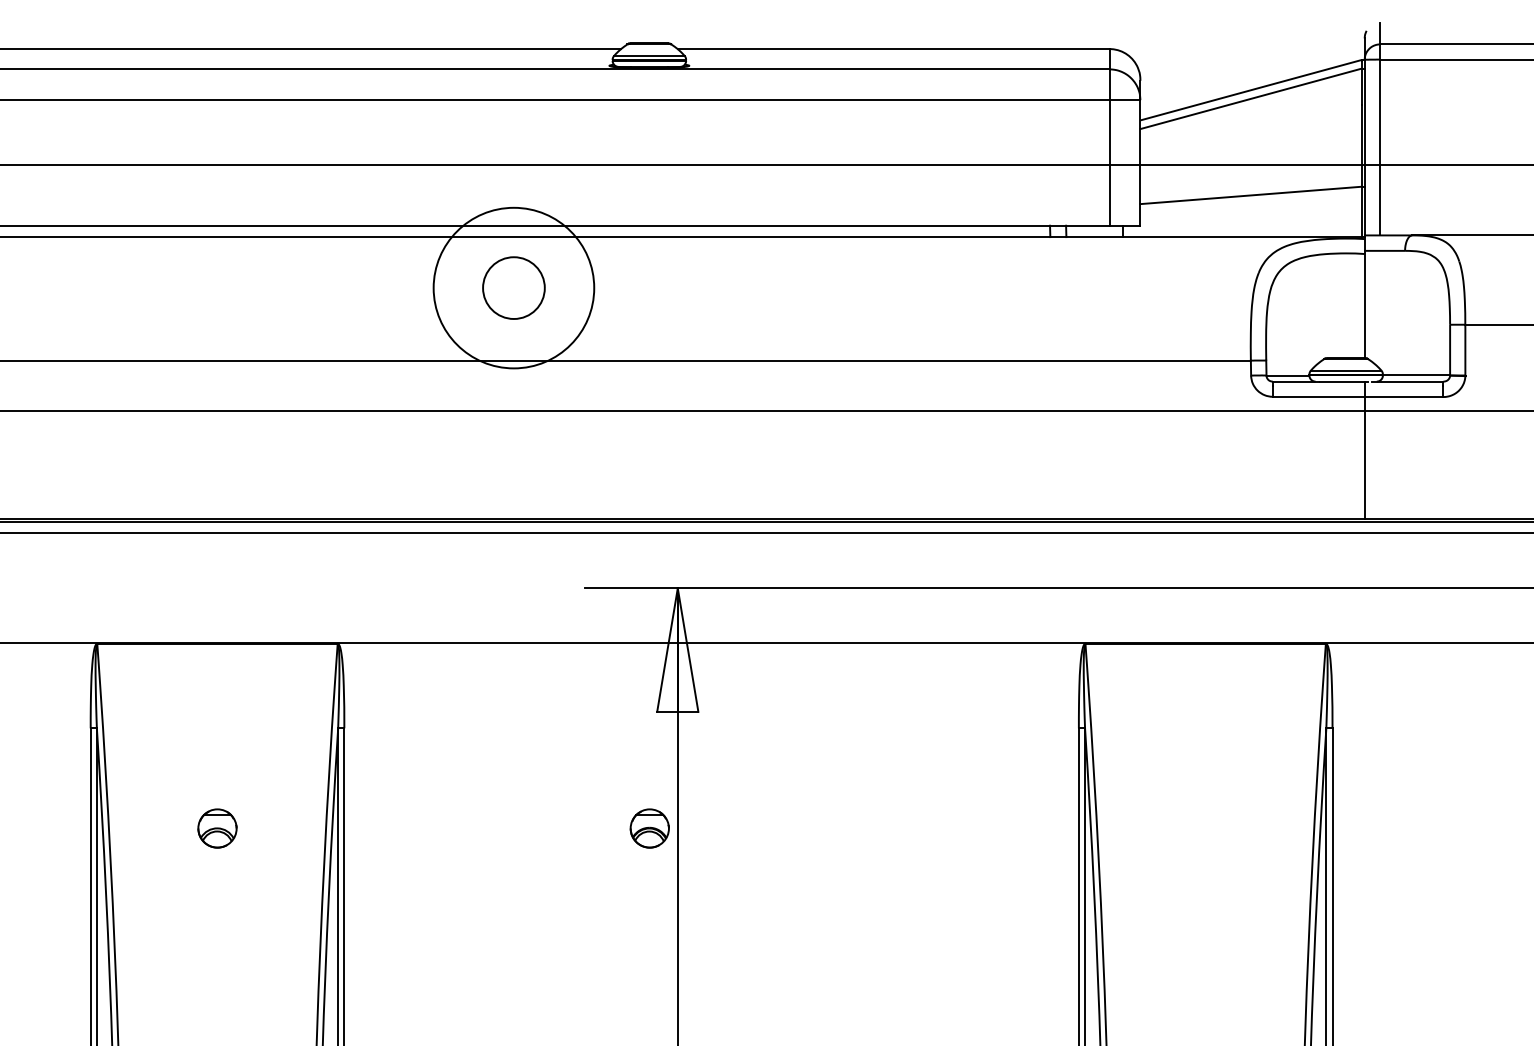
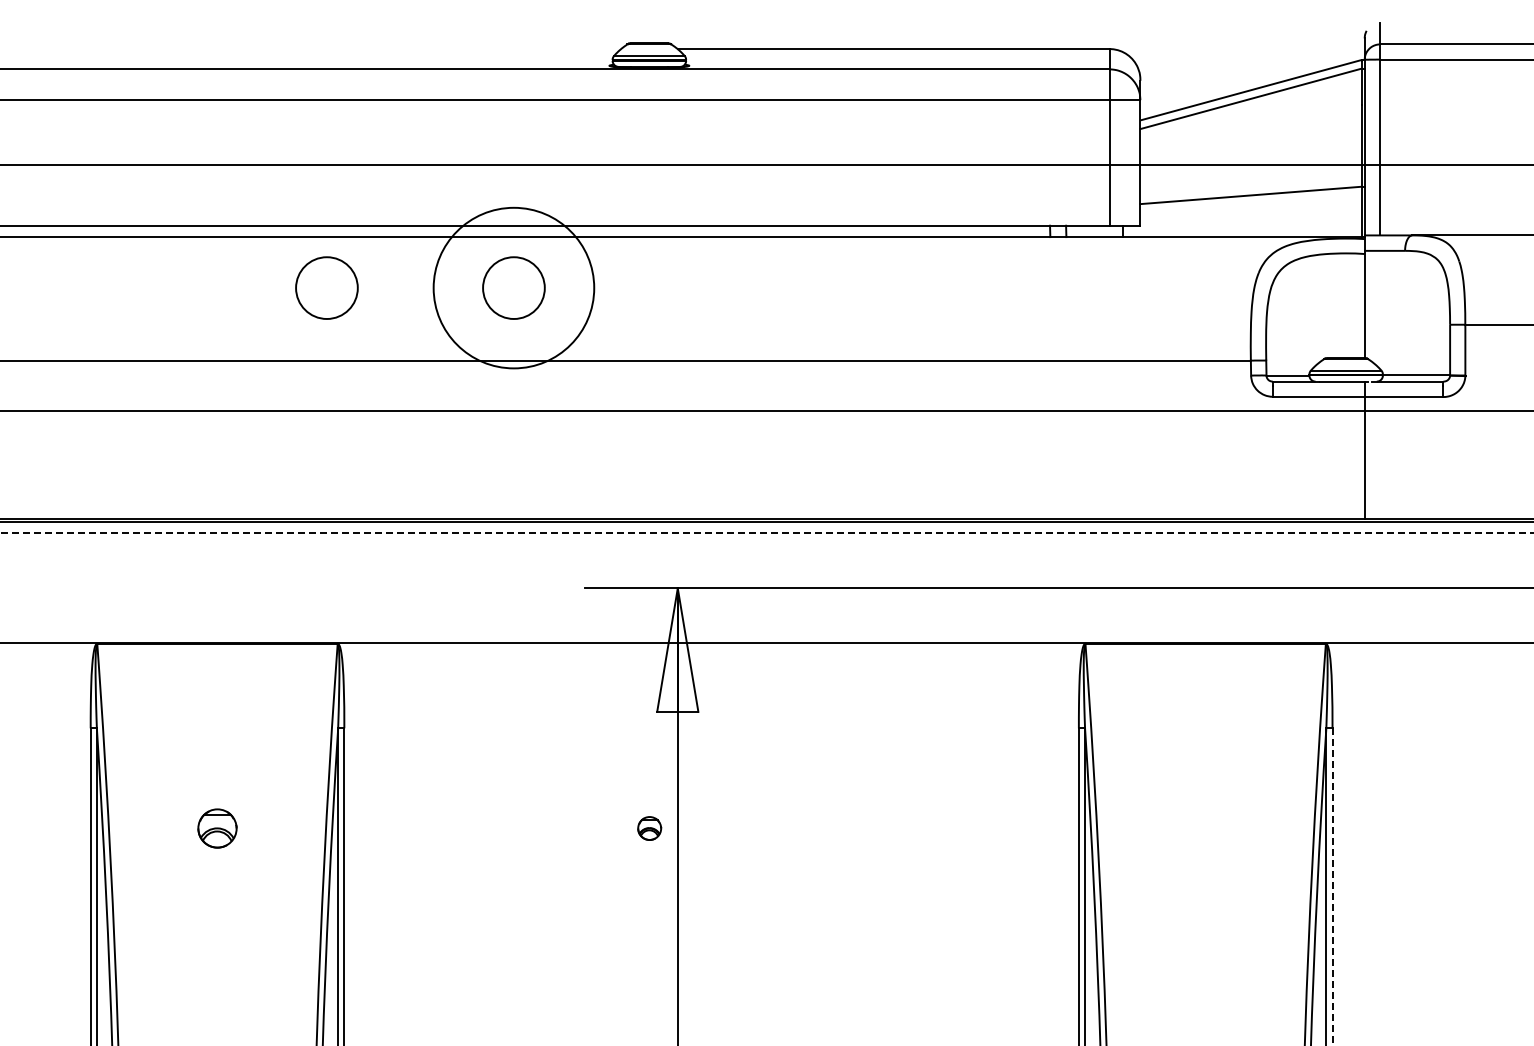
line: present -> none (311, 49)
circle: none -> present (326, 287)
line: solid -> dashed (766, 532)
part size: 41x41 px -> 26x25 px (649, 828)
line: solid -> dashed (1332, 887)
